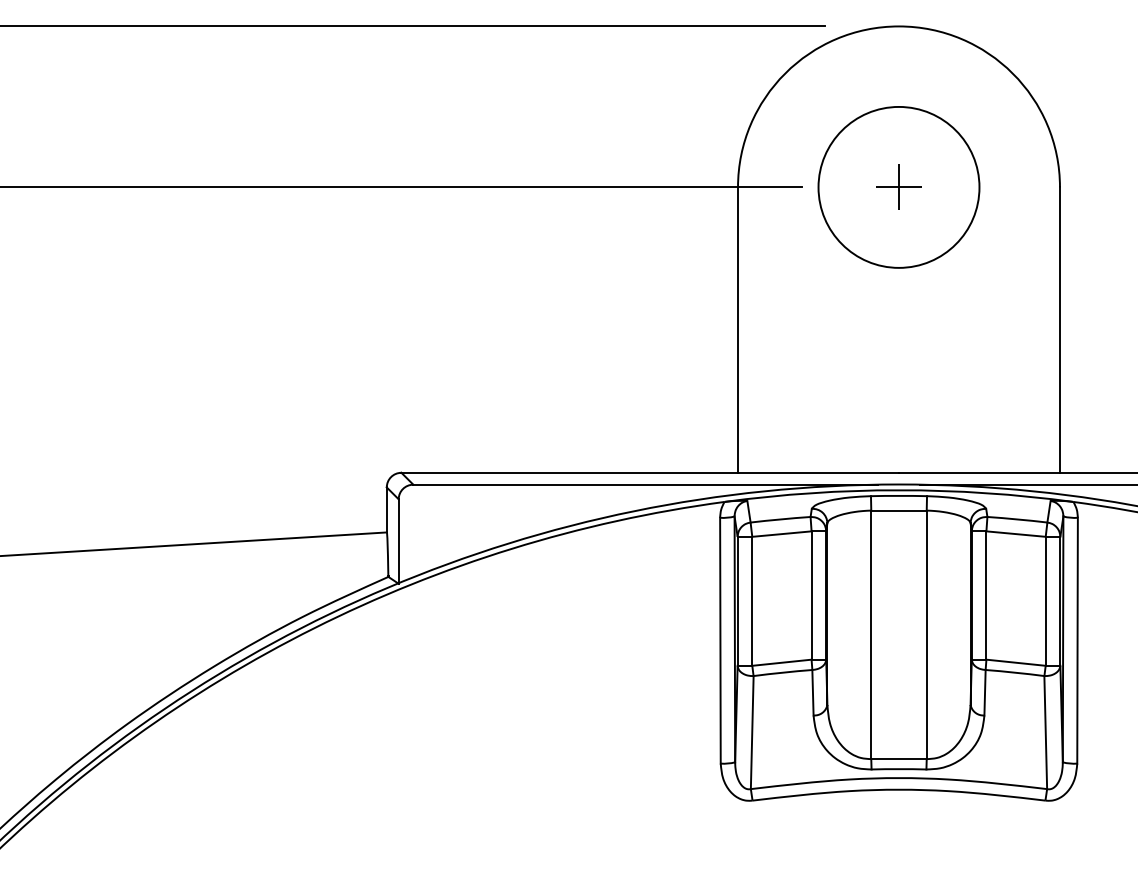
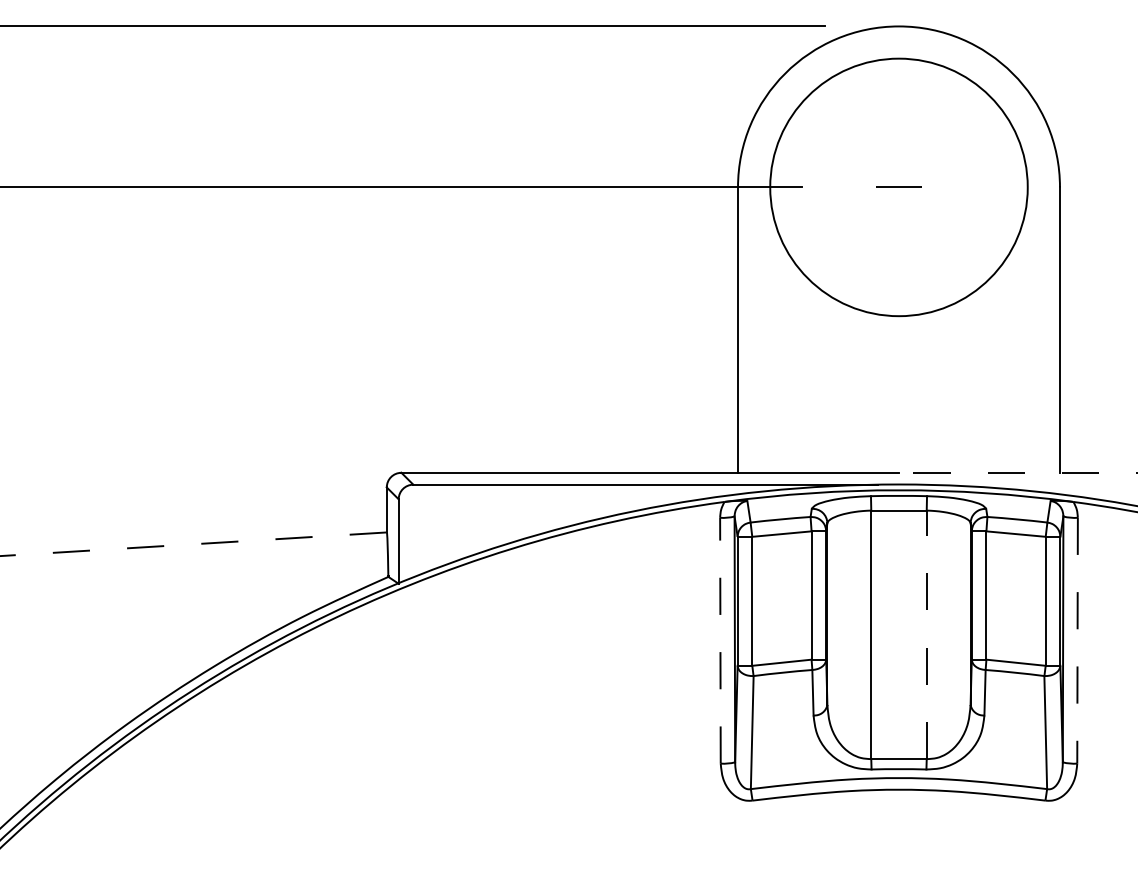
circle diameter: 161 px -> 258 px (898, 187)
line: present -> none (899, 187)
line: solid -> dashed (1017, 472)
line: present -> none (1027, 484)
line: solid -> dashed (193, 544)
line: solid -> dashed (926, 634)
line: solid -> dashed (720, 640)
line: solid -> dashed (1077, 640)
